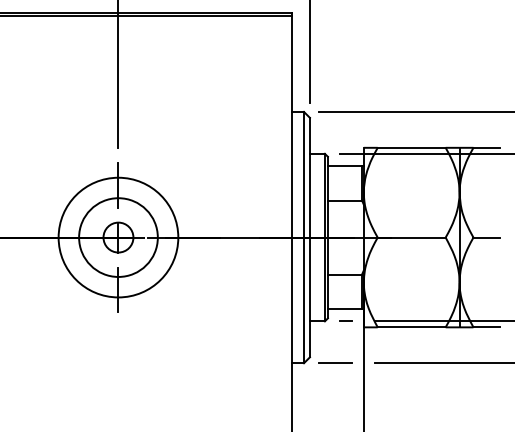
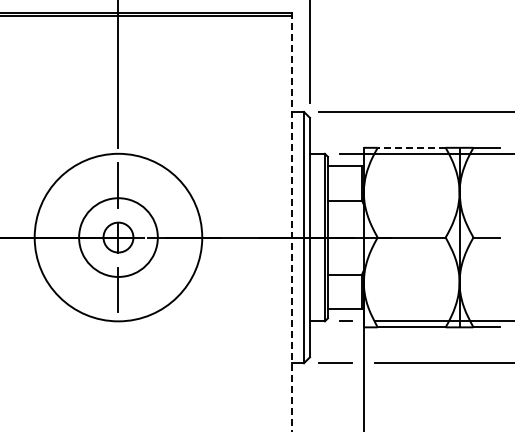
line: solid -> dashed (411, 147)
line: solid -> dashed (292, 223)
circle diameter: 120 px -> 168 px (118, 237)
